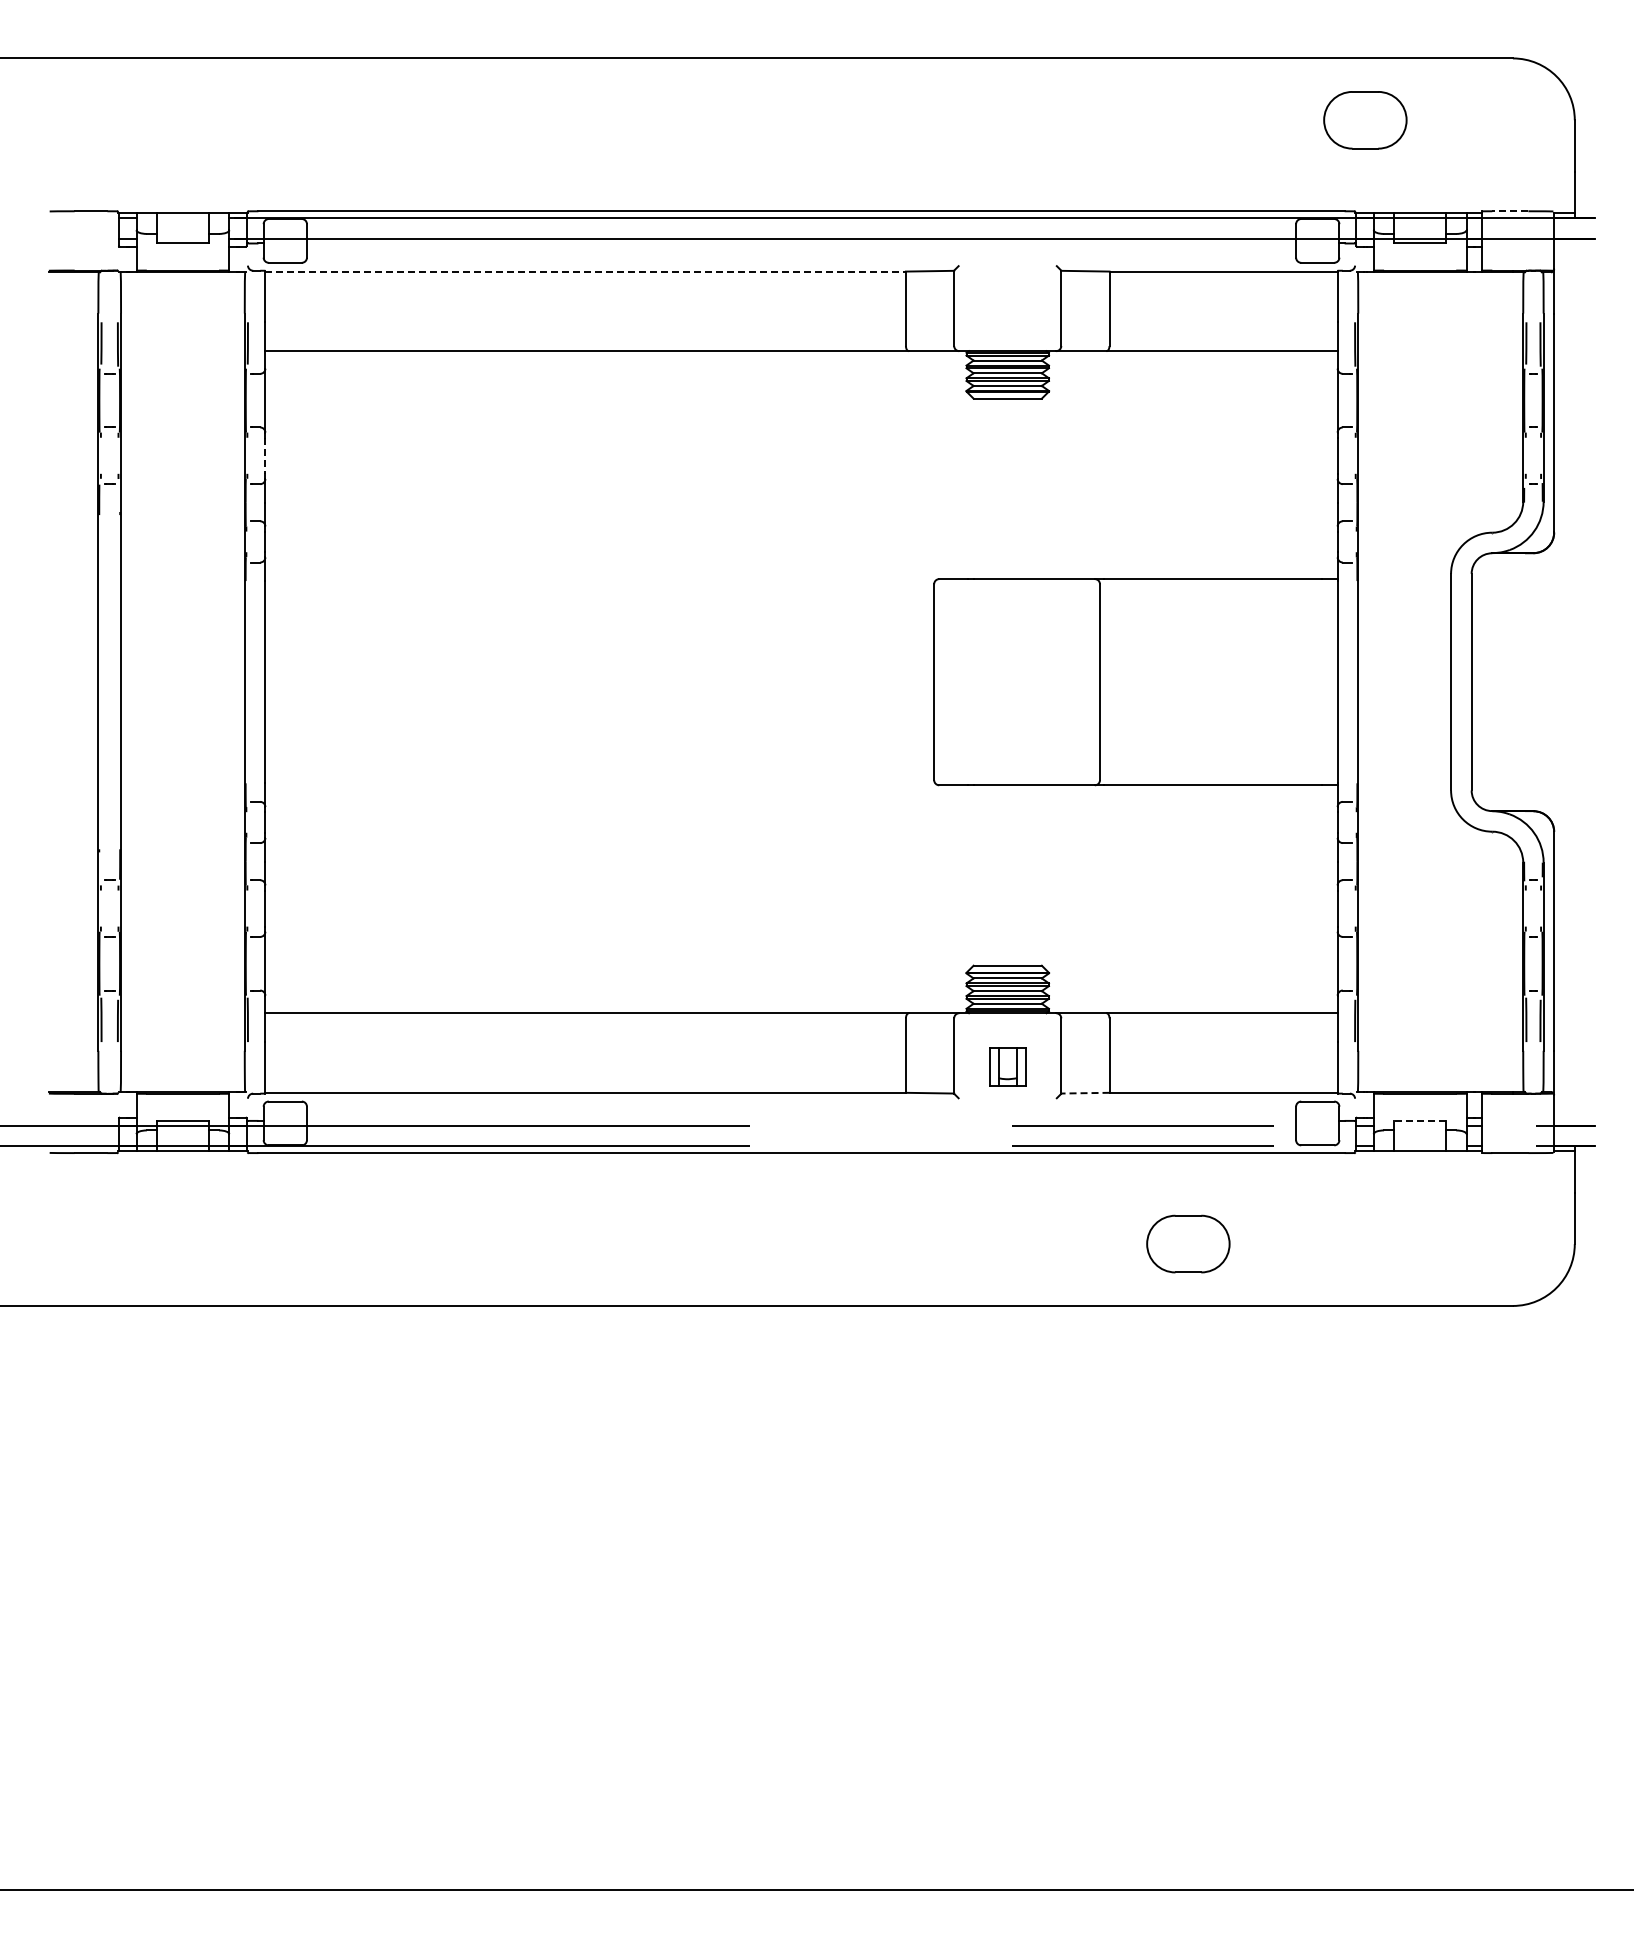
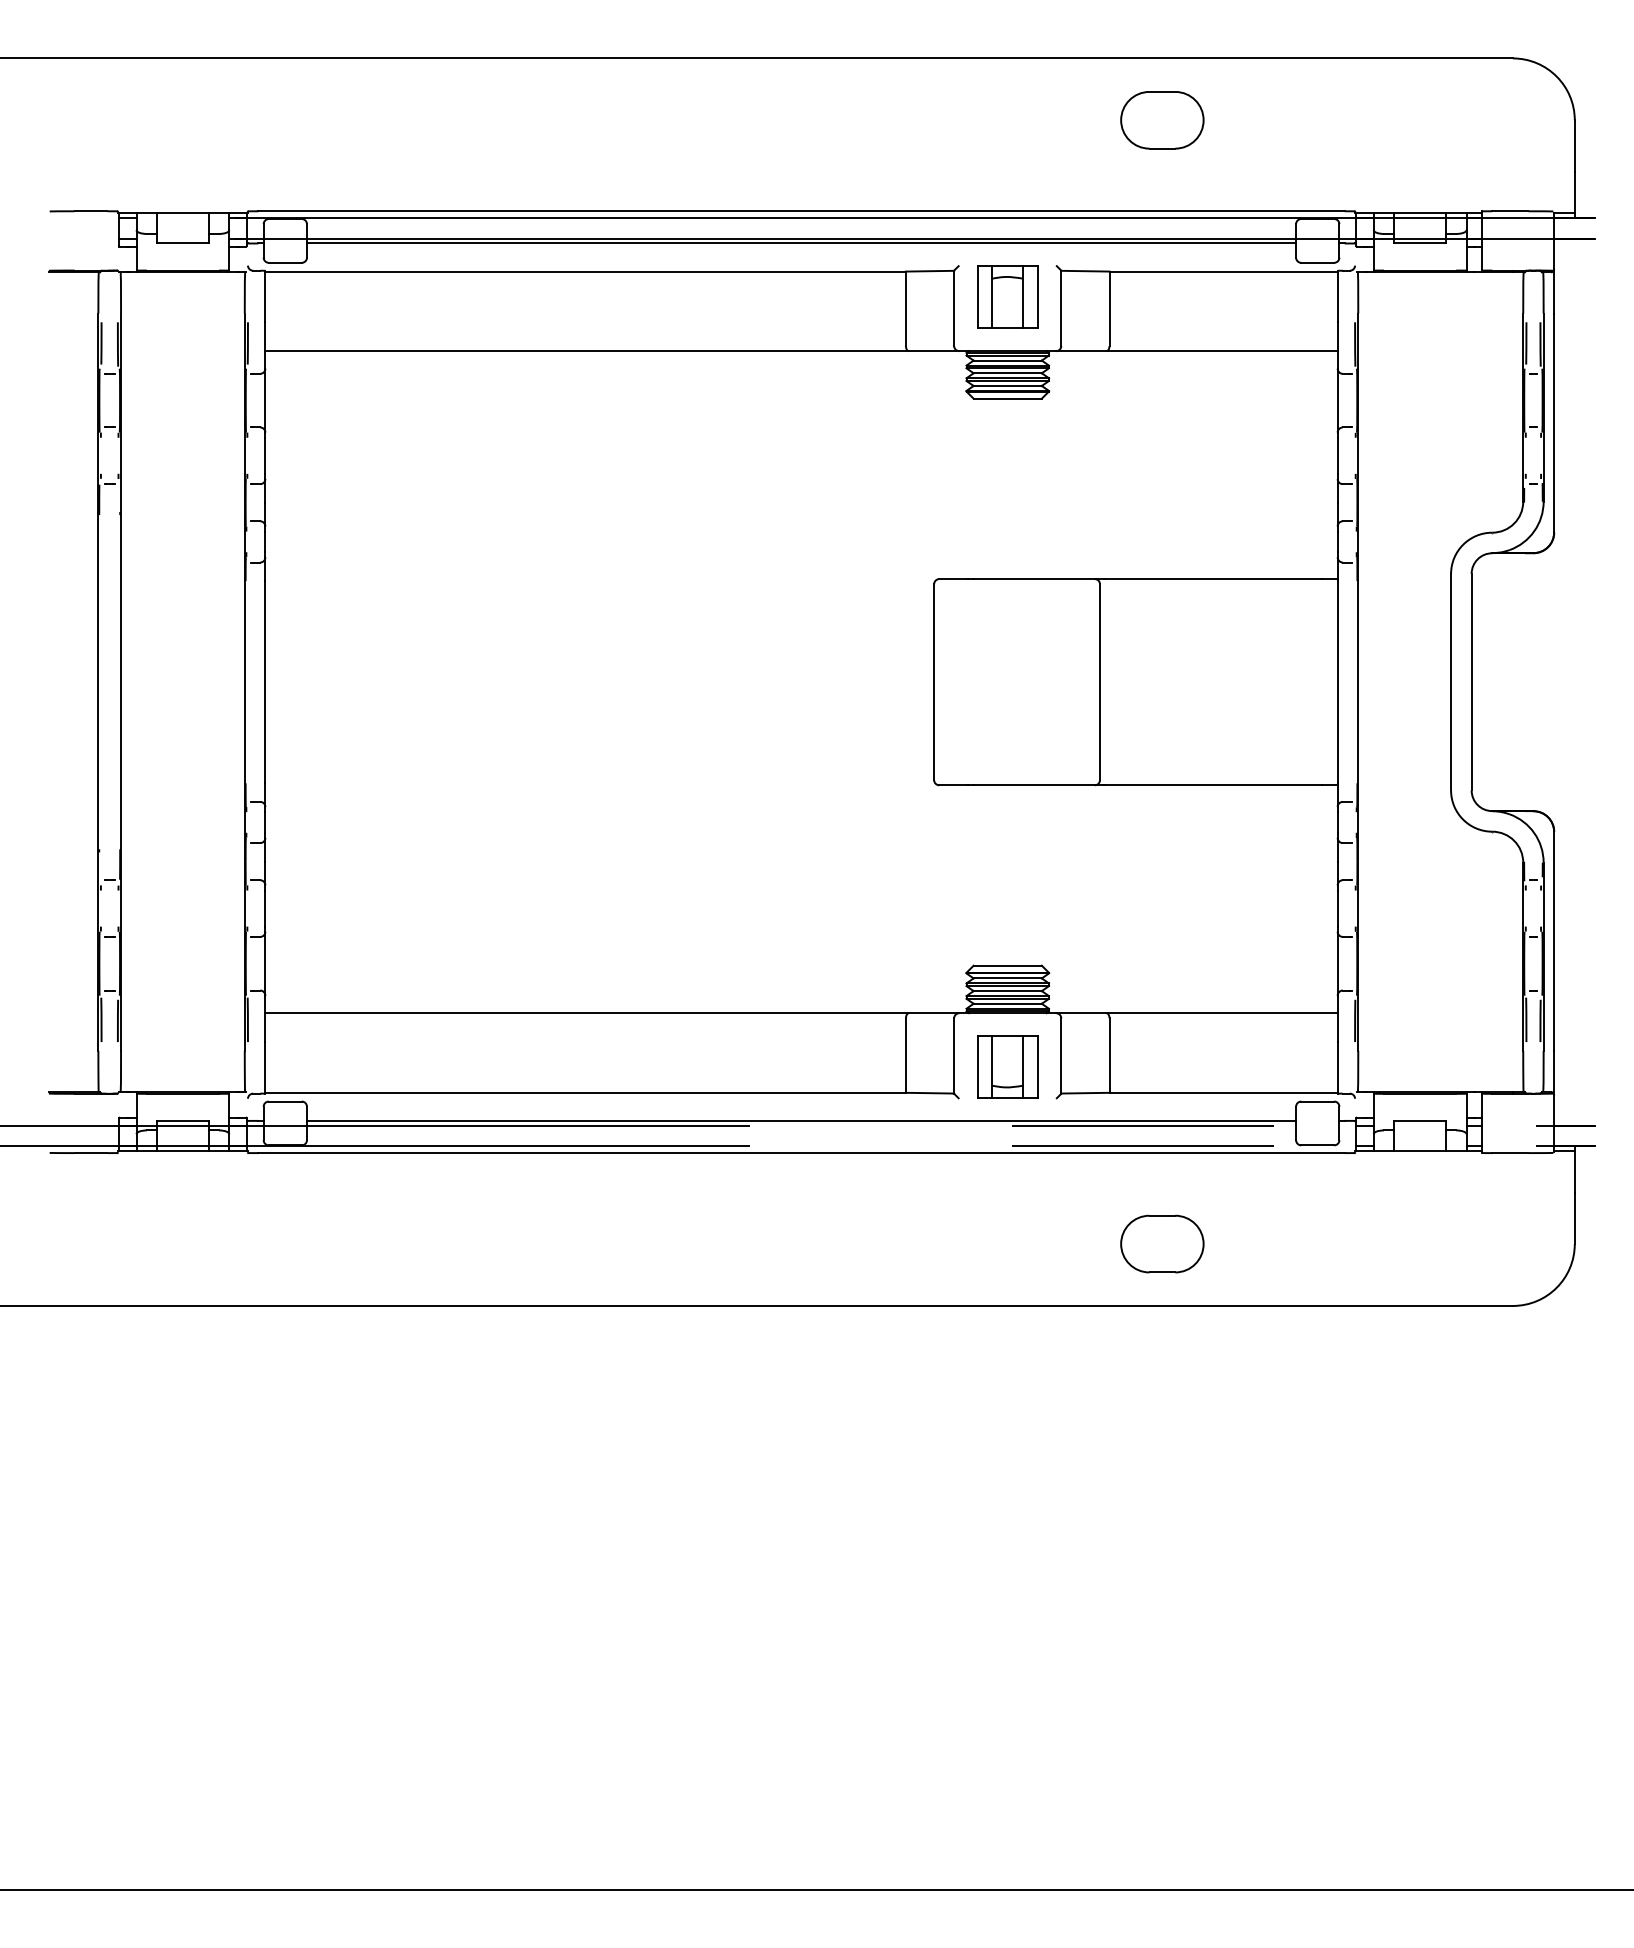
part position: (1365, 120) -> (1162, 120) (1162, 120)
line: dashed -> solid (1509, 211)
line: none -> present (801, 243)
line: dashed -> solid (586, 271)
part: none -> present (1007, 296)
line: dashed -> solid (265, 456)
part size: 38x40 px -> 62x64 px (1007, 1066)
line: dashed -> solid (1084, 1093)
line: none -> present (801, 1120)
line: dashed -> solid (1420, 1120)
part position: (1188, 1243) -> (1162, 1243) (1162, 1243)
